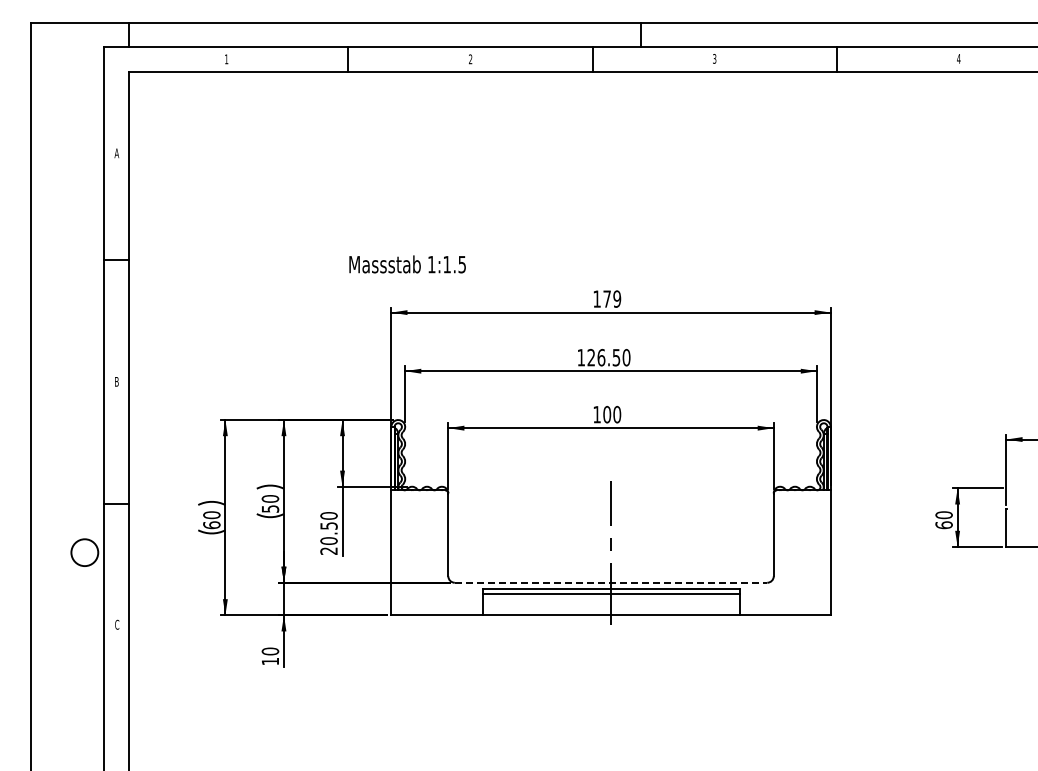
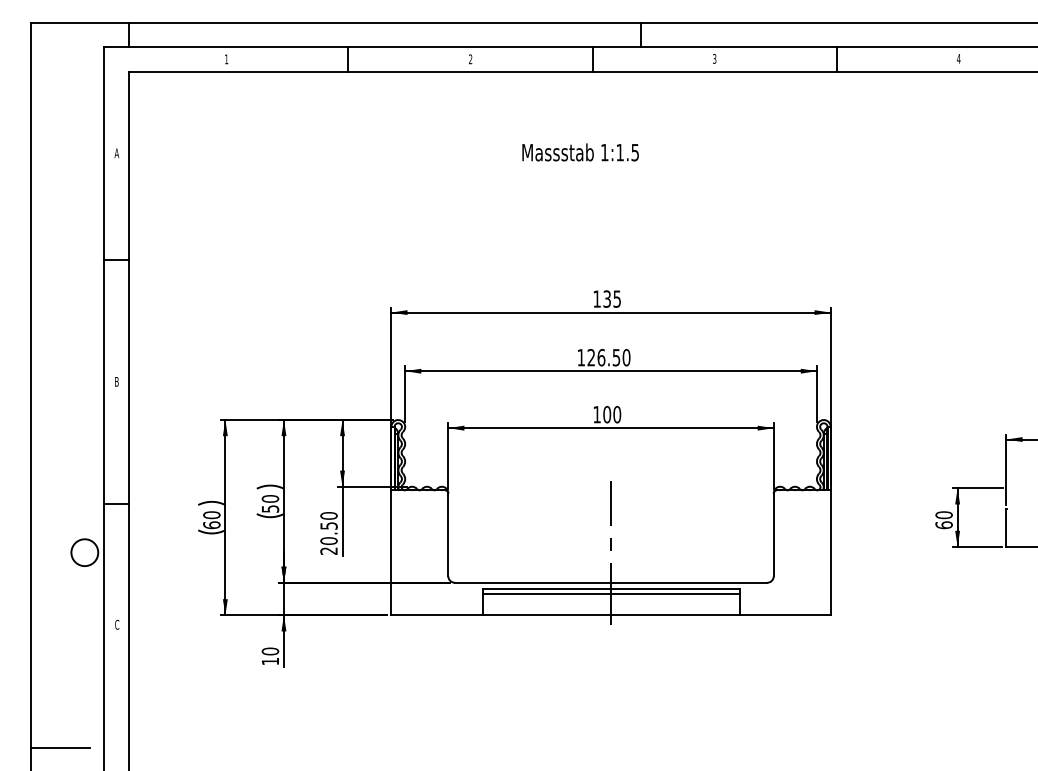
text position: (407, 264) -> (580, 152) (580, 152)
text: 179 -> 135 (612, 298)
line: dashed -> solid (611, 582)
line: none -> present (60, 747)
